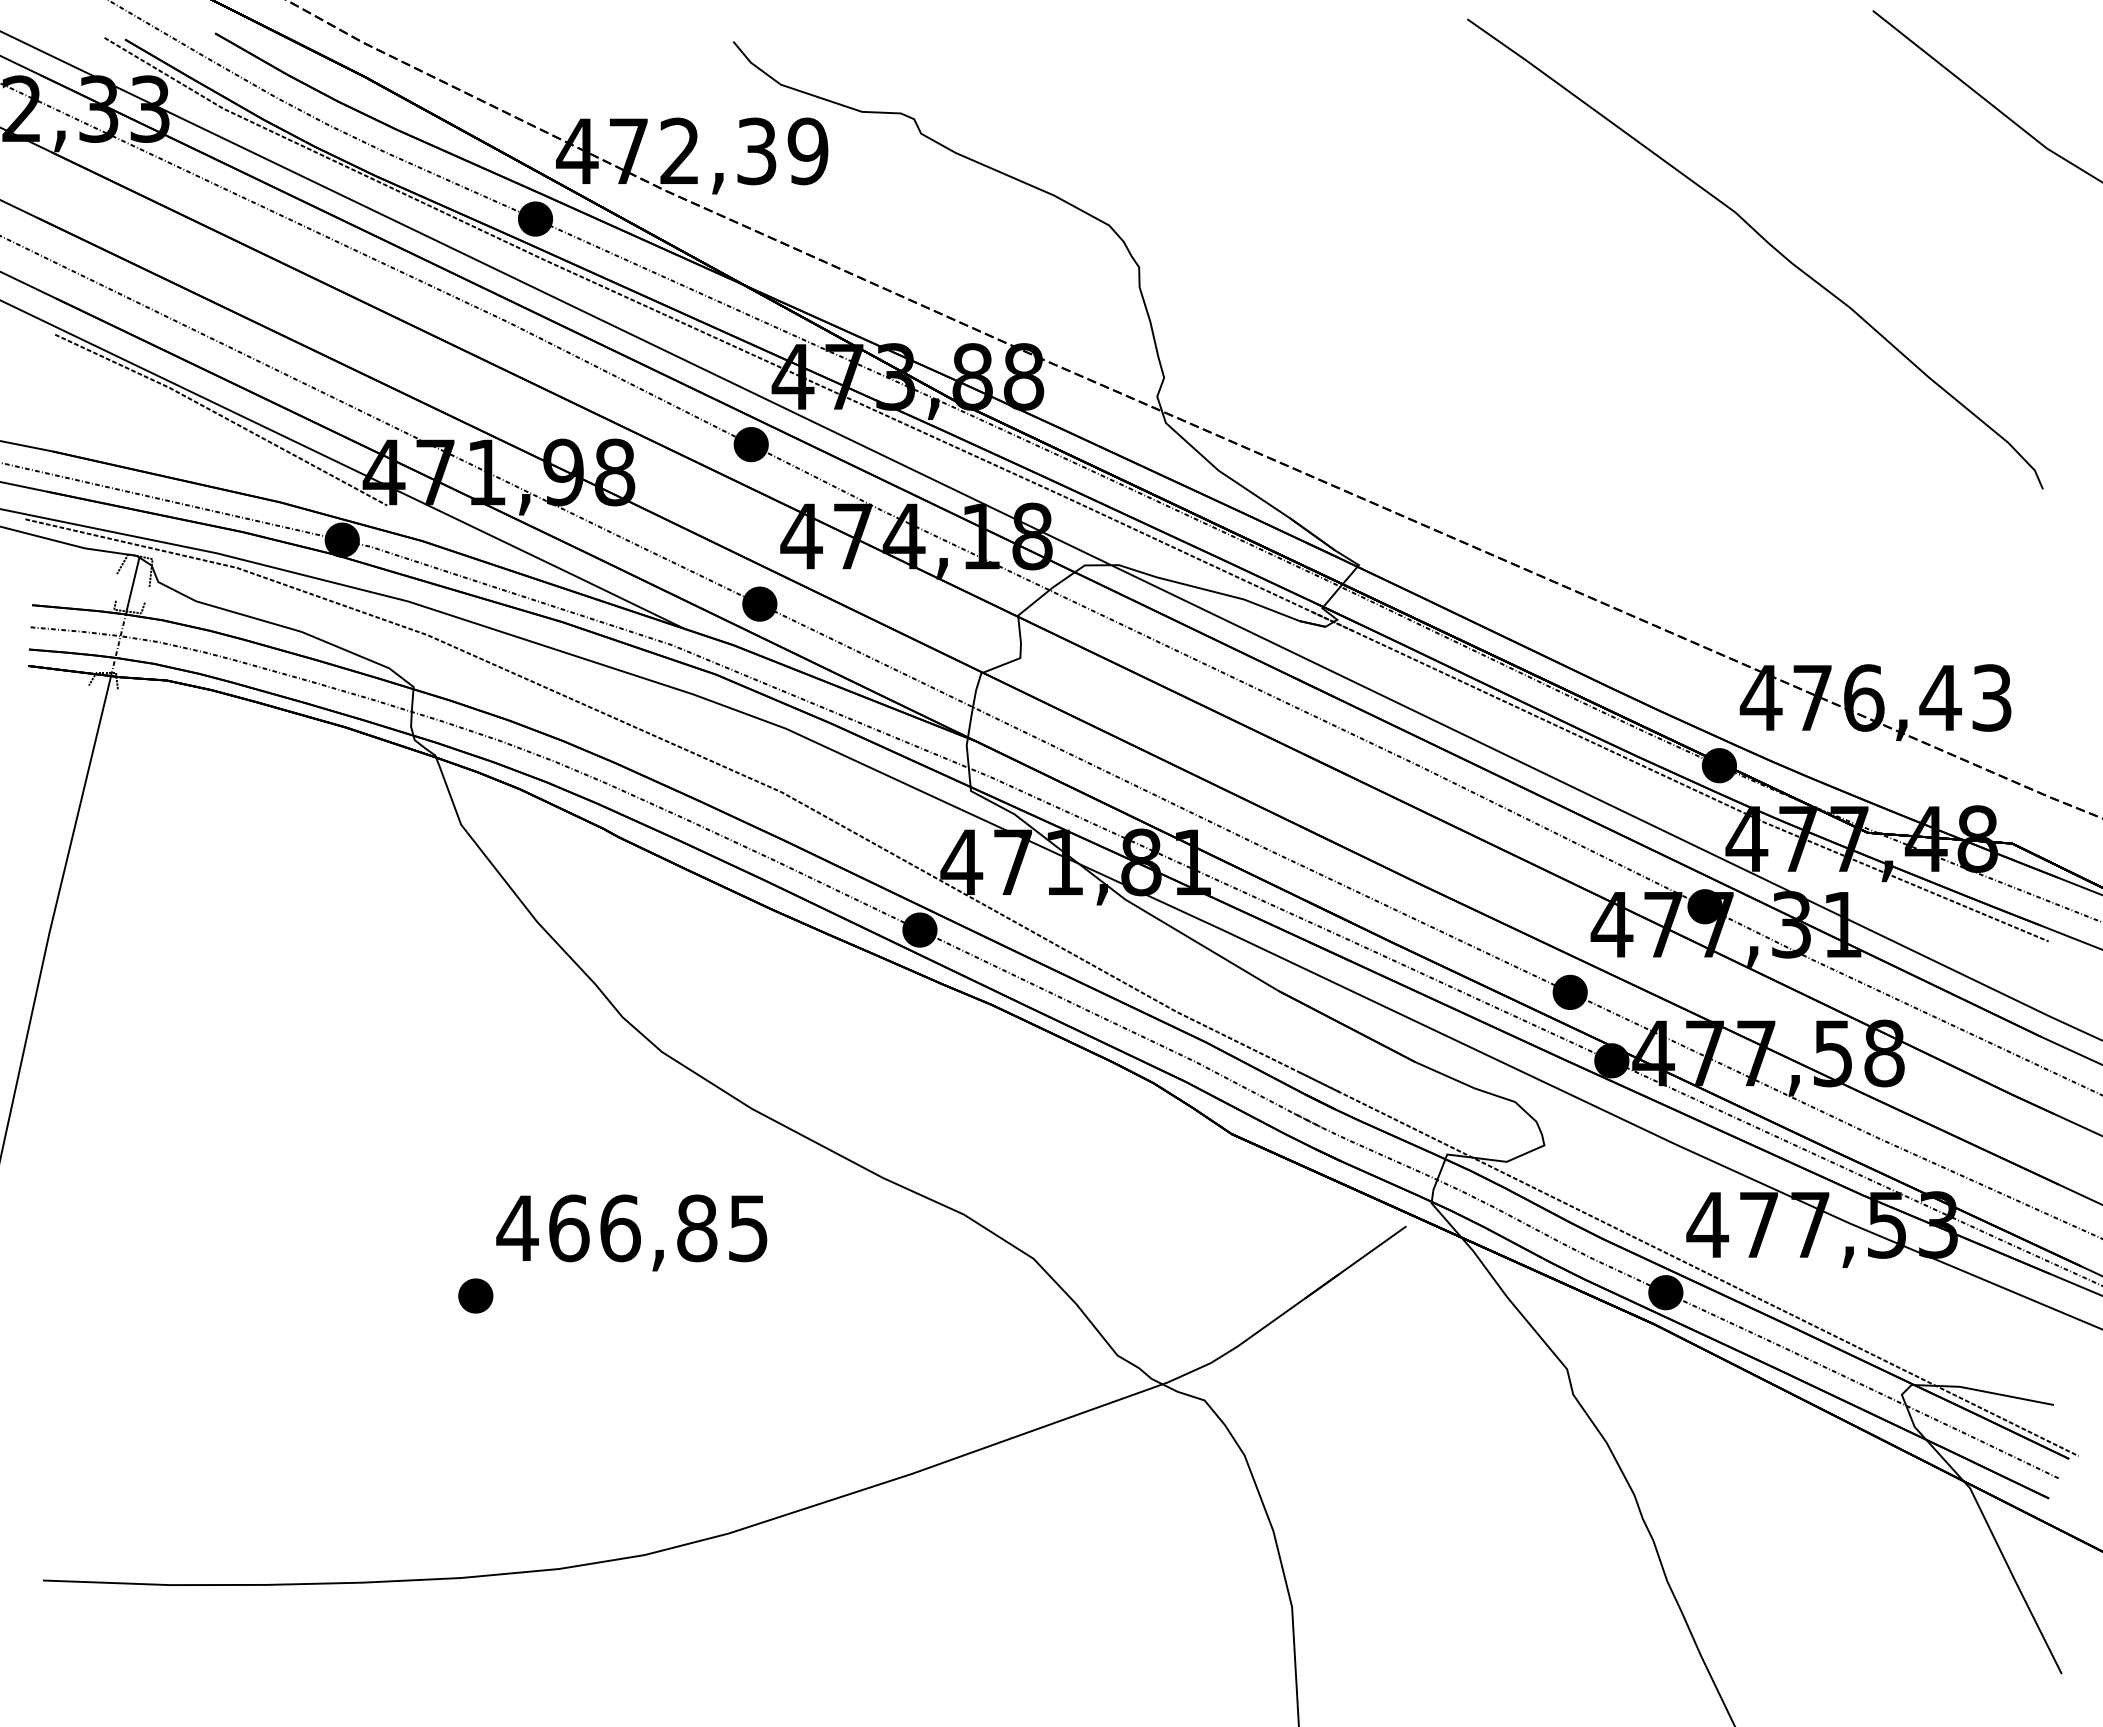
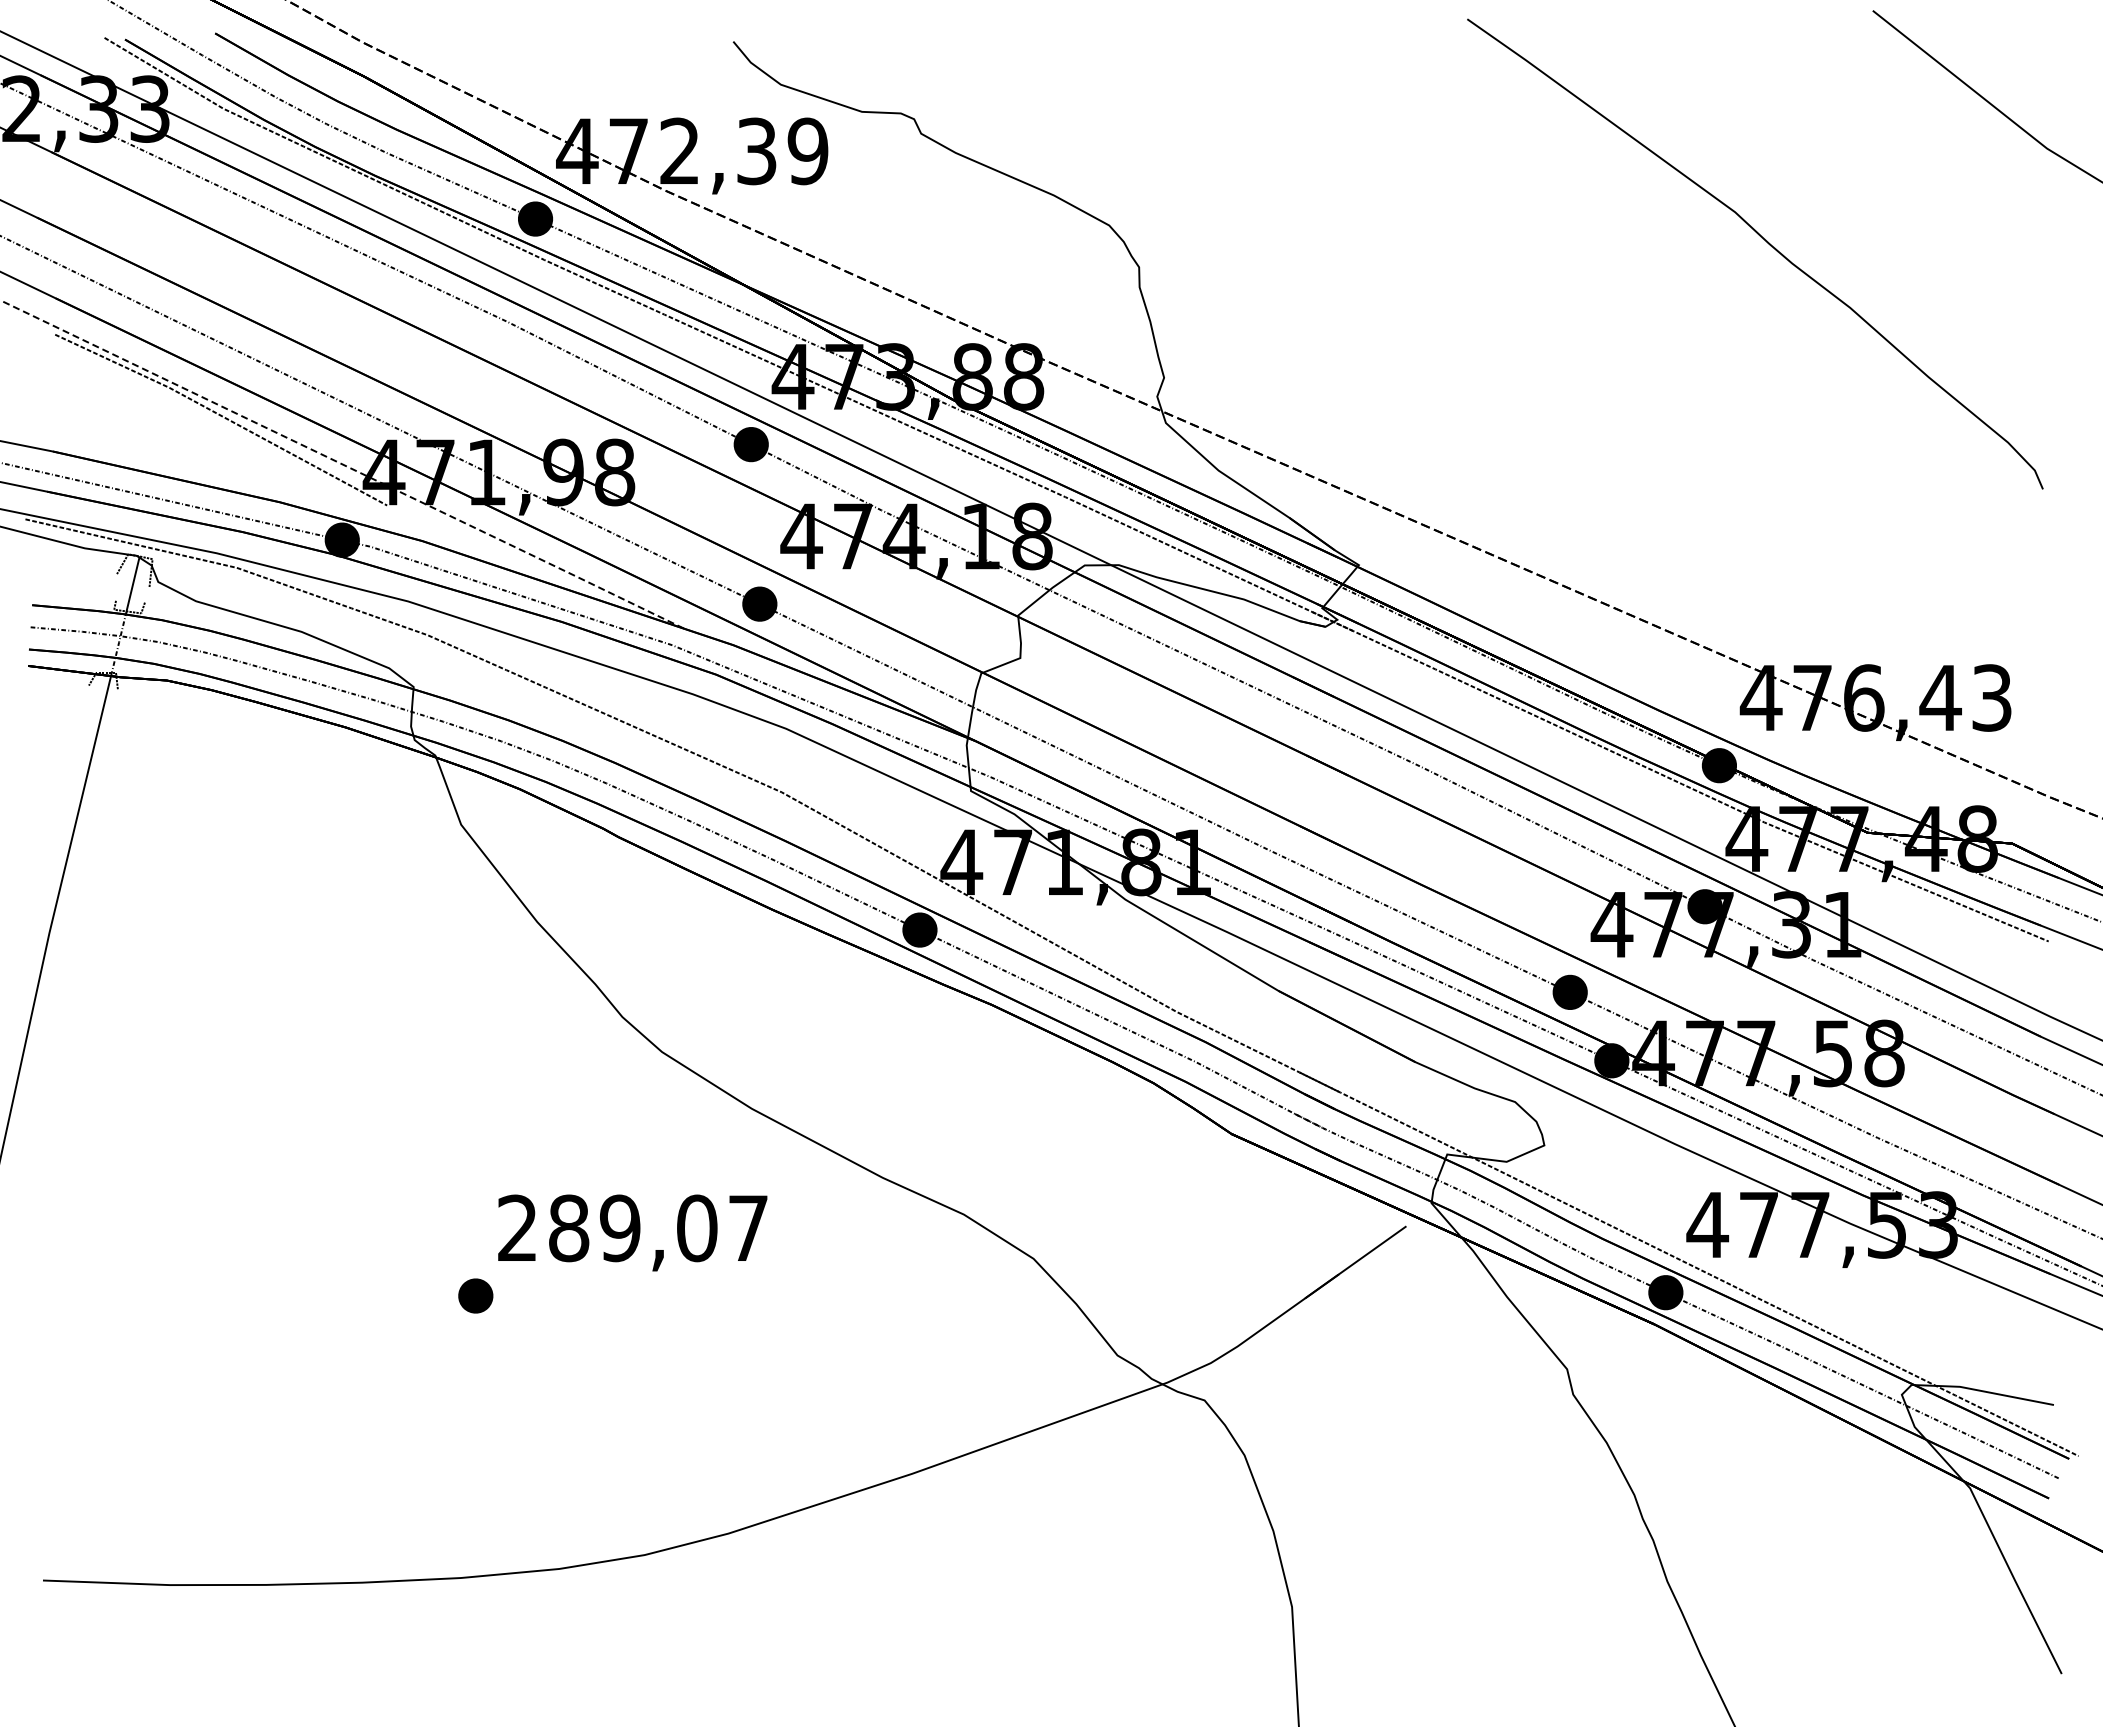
line: solid -> dashed (343, 464)
text: 466,85 -> 289,07 (631, 1228)
